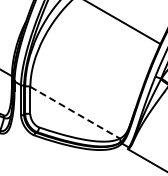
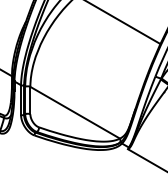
line: dashed -> solid (75, 112)
